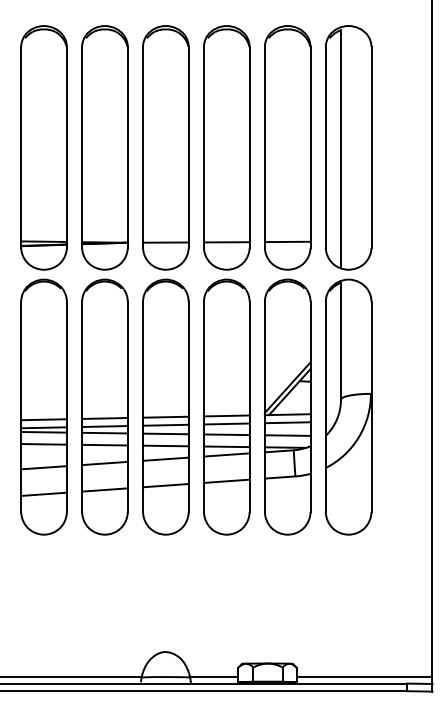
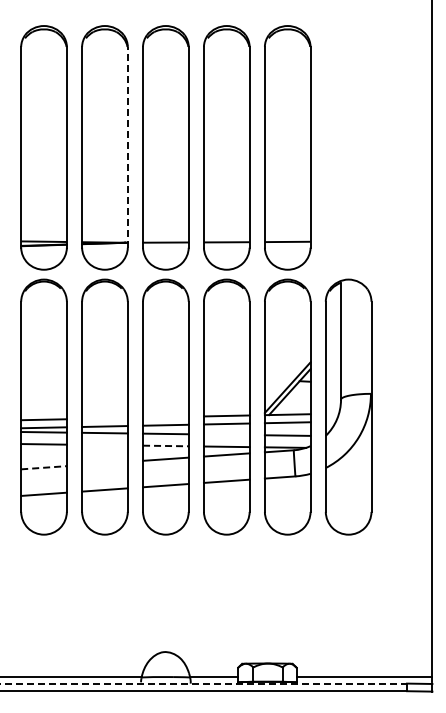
line: solid -> dashed (127, 146)
part: present -> none (348, 147)
line: present -> none (165, 416)
line: present -> none (104, 418)
line: present -> none (226, 434)
line: present -> none (104, 444)
line: solid -> dashed (165, 445)
line: present -> none (104, 463)
line: solid -> dashed (44, 467)
line: solid -> dashed (204, 683)
